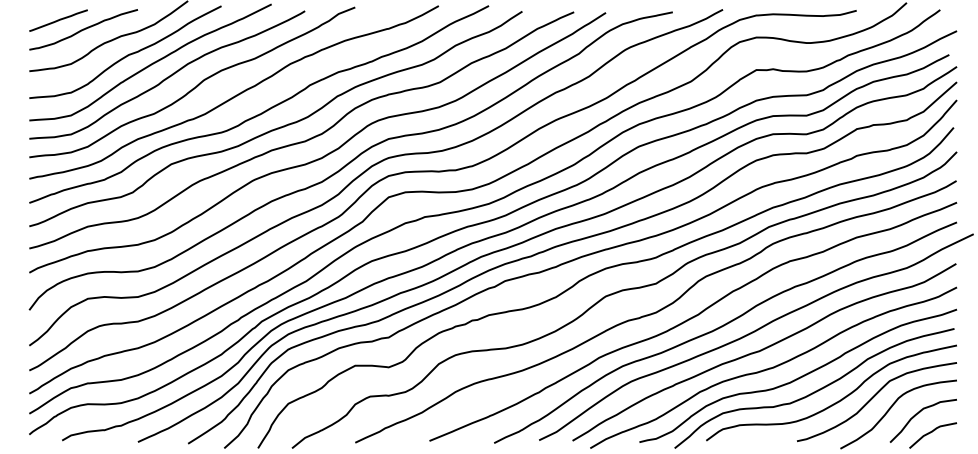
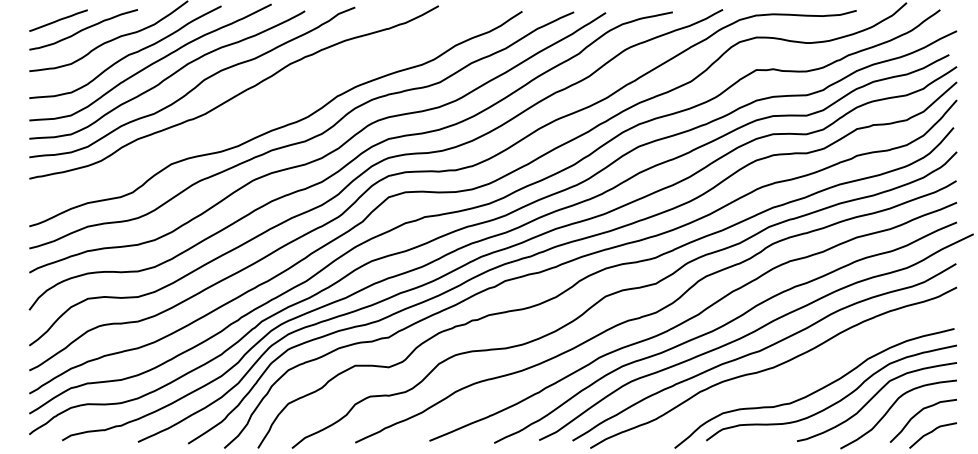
curve: present -> none (264, 110)
curve: present -> none (798, 377)
